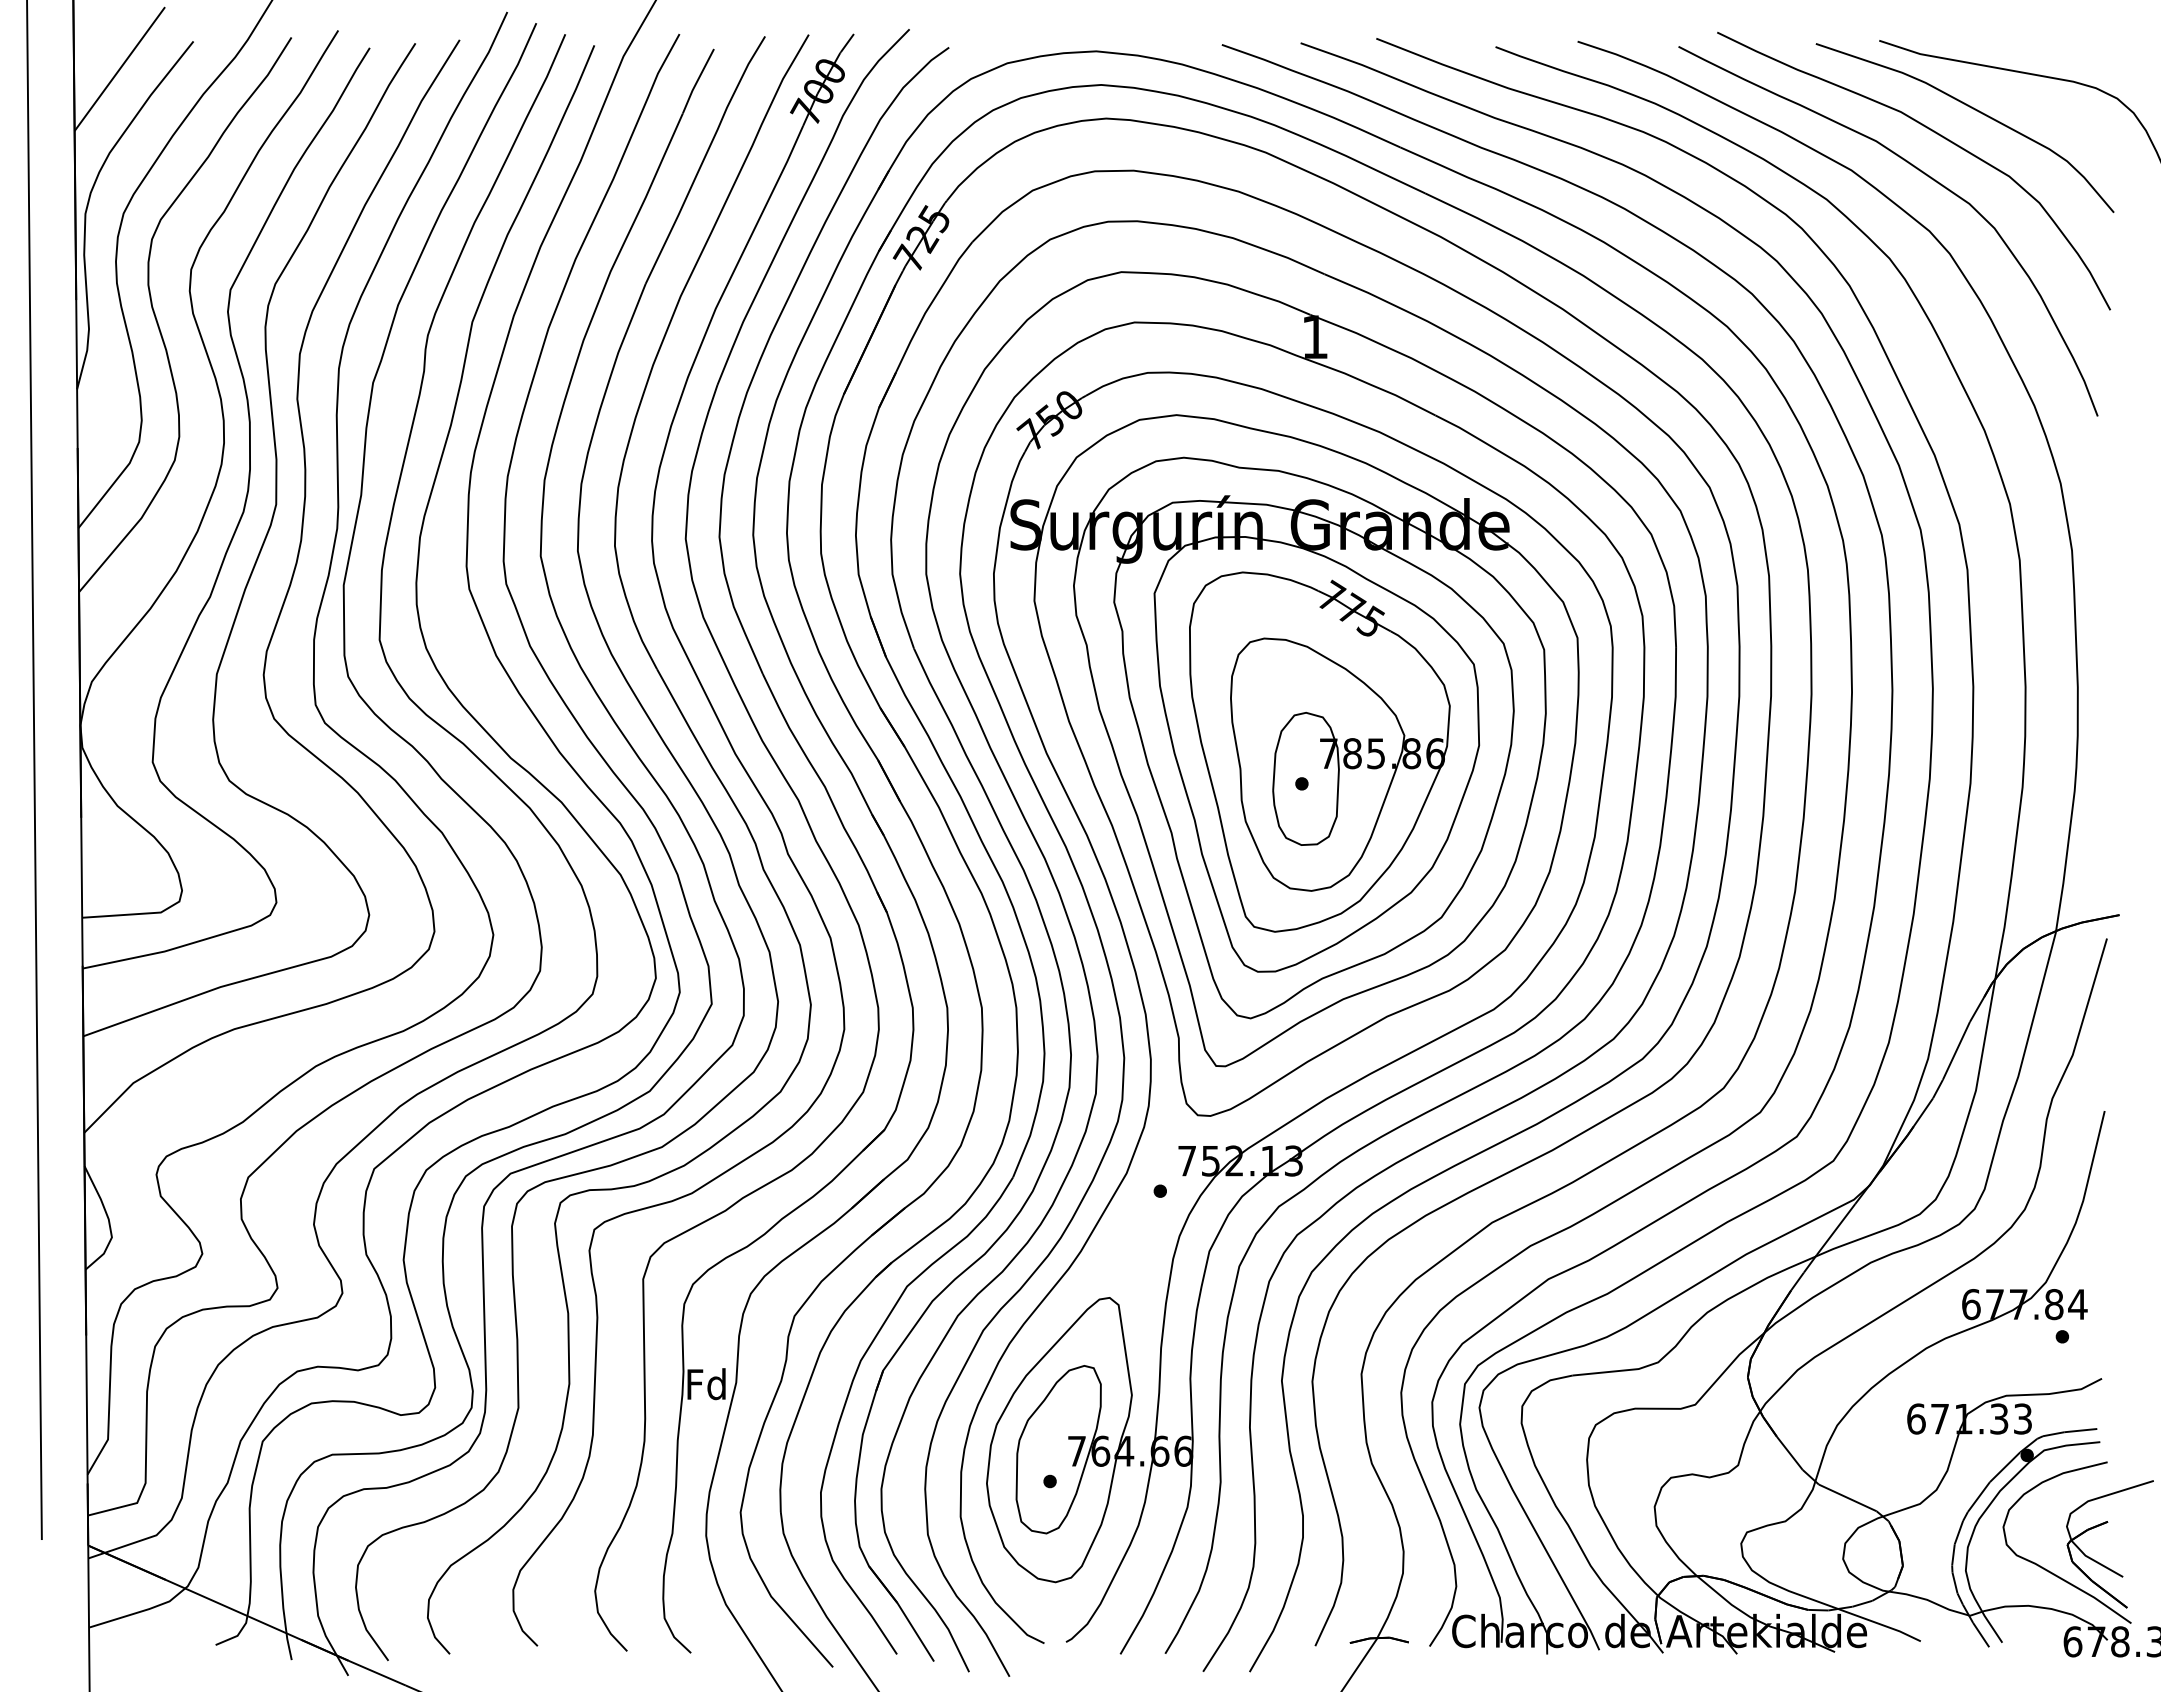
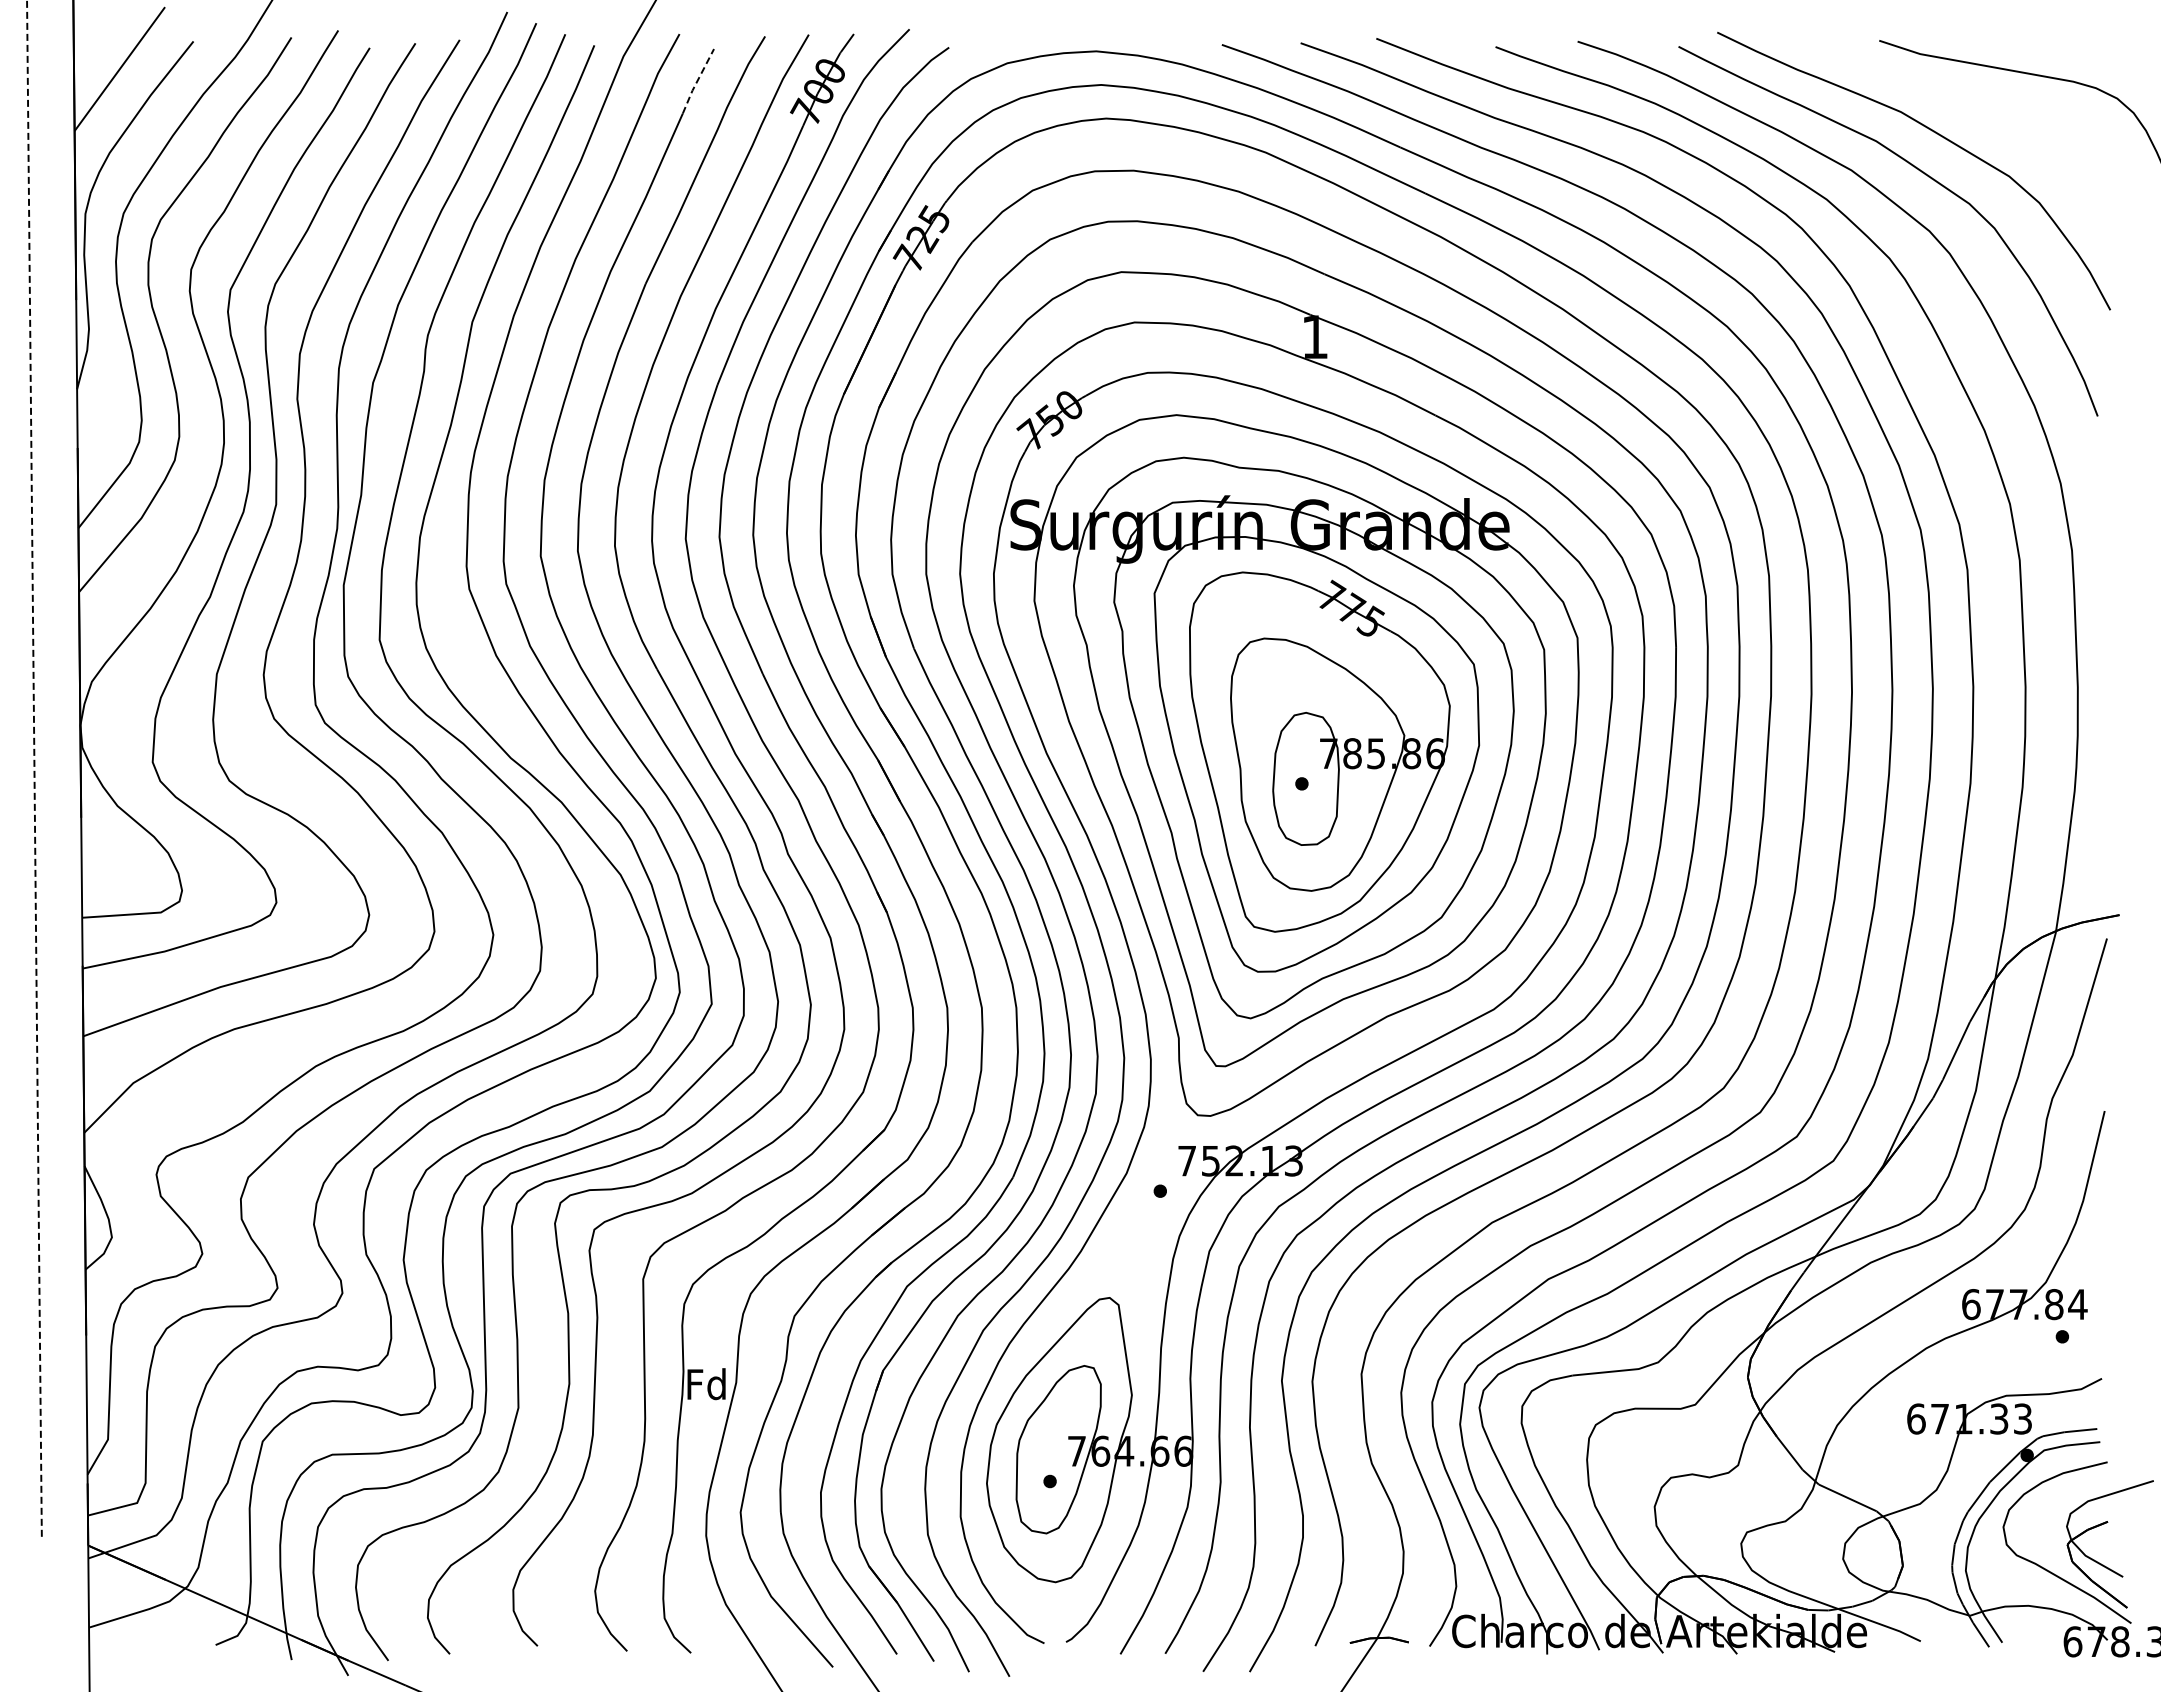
line: solid -> dashed (697, 80)
curve: present -> none (1974, 110)
line: solid -> dashed (34, 770)
